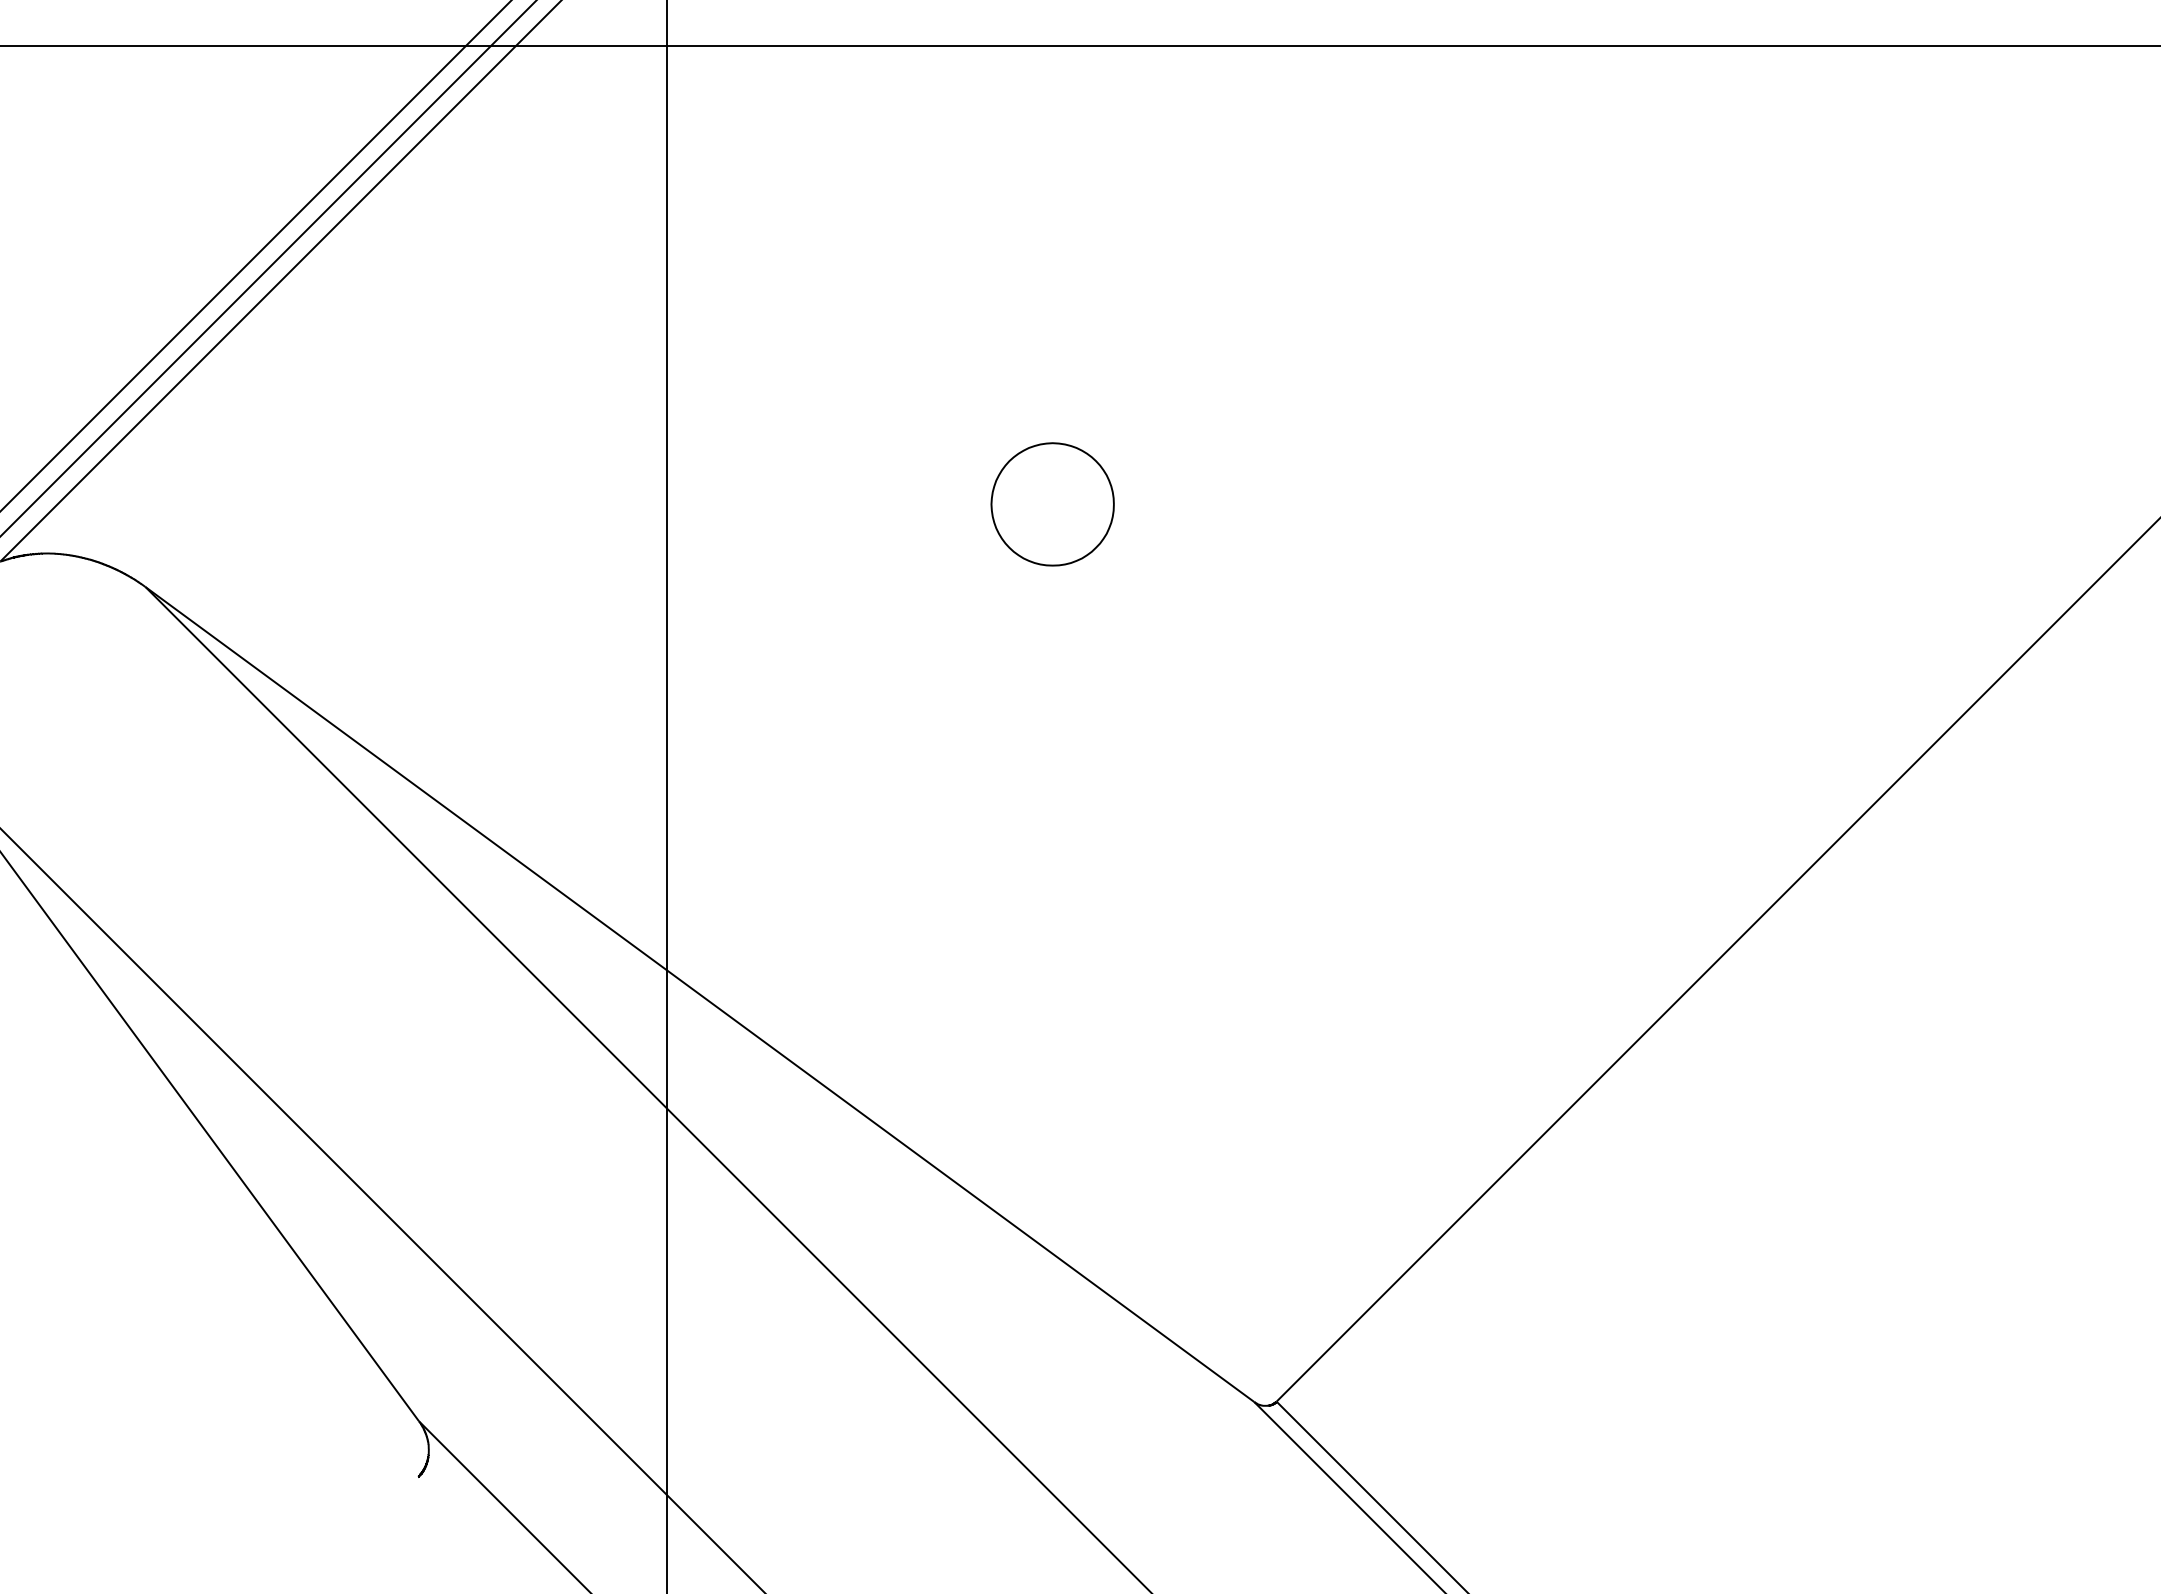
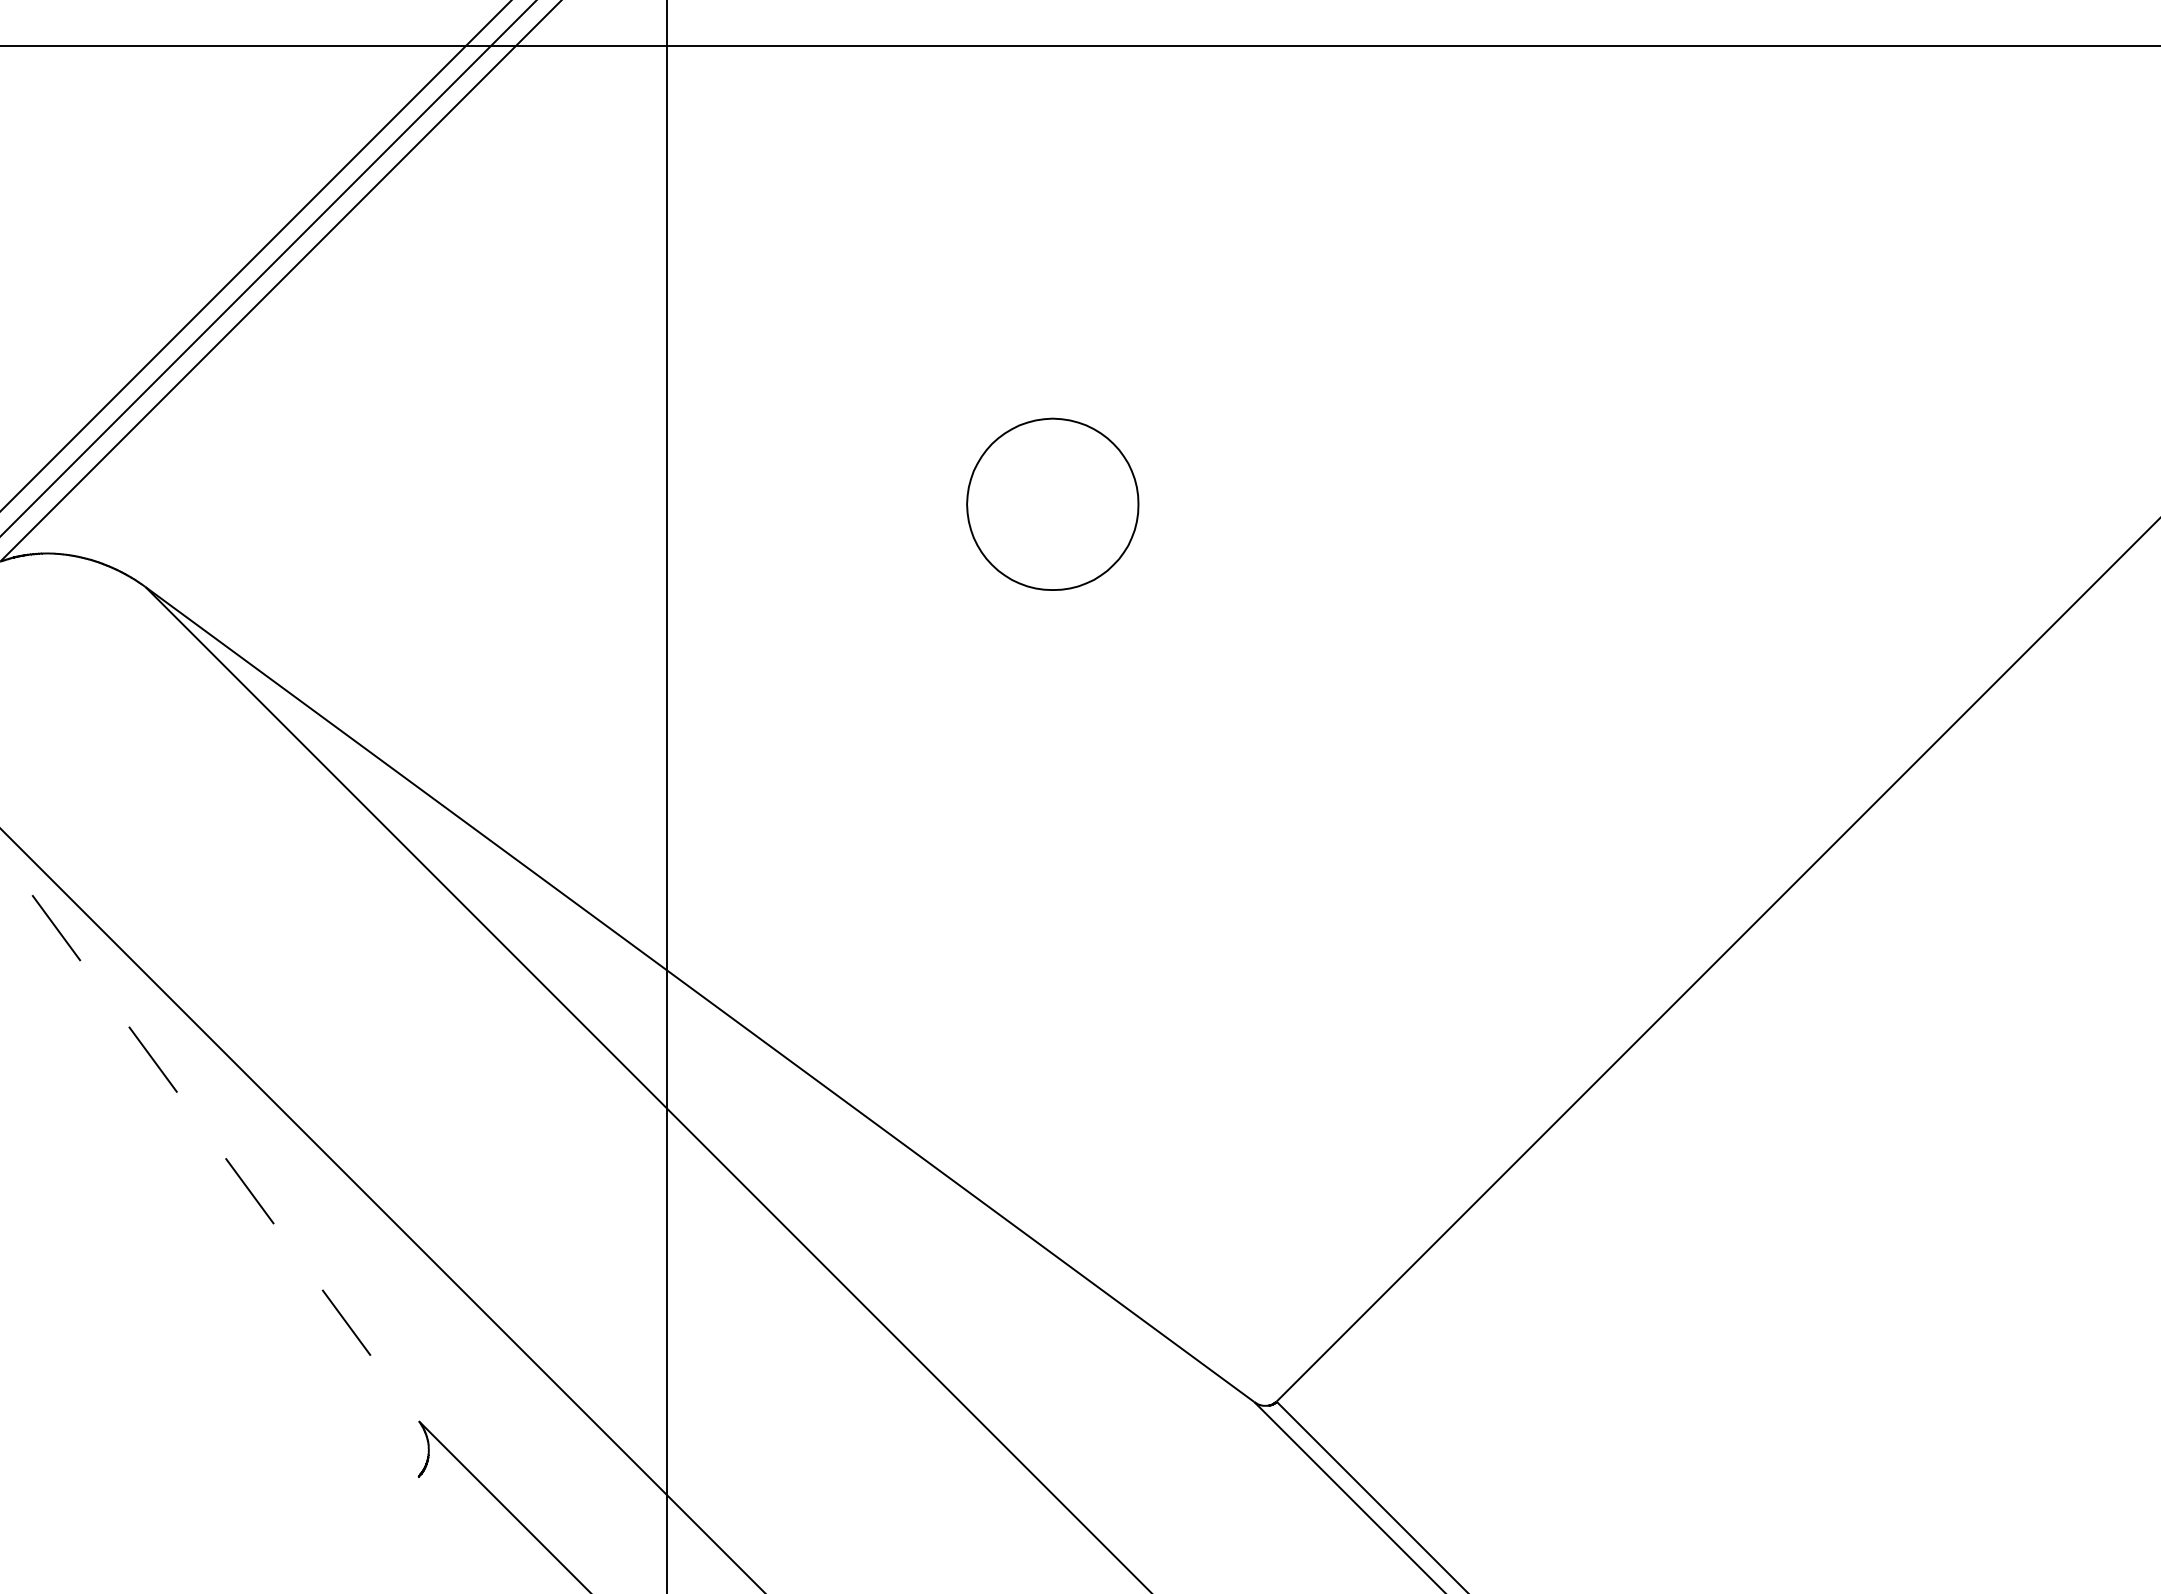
part size: 125x125 px -> 174x174 px (1052, 503)
line: solid -> dashed (209, 1136)
